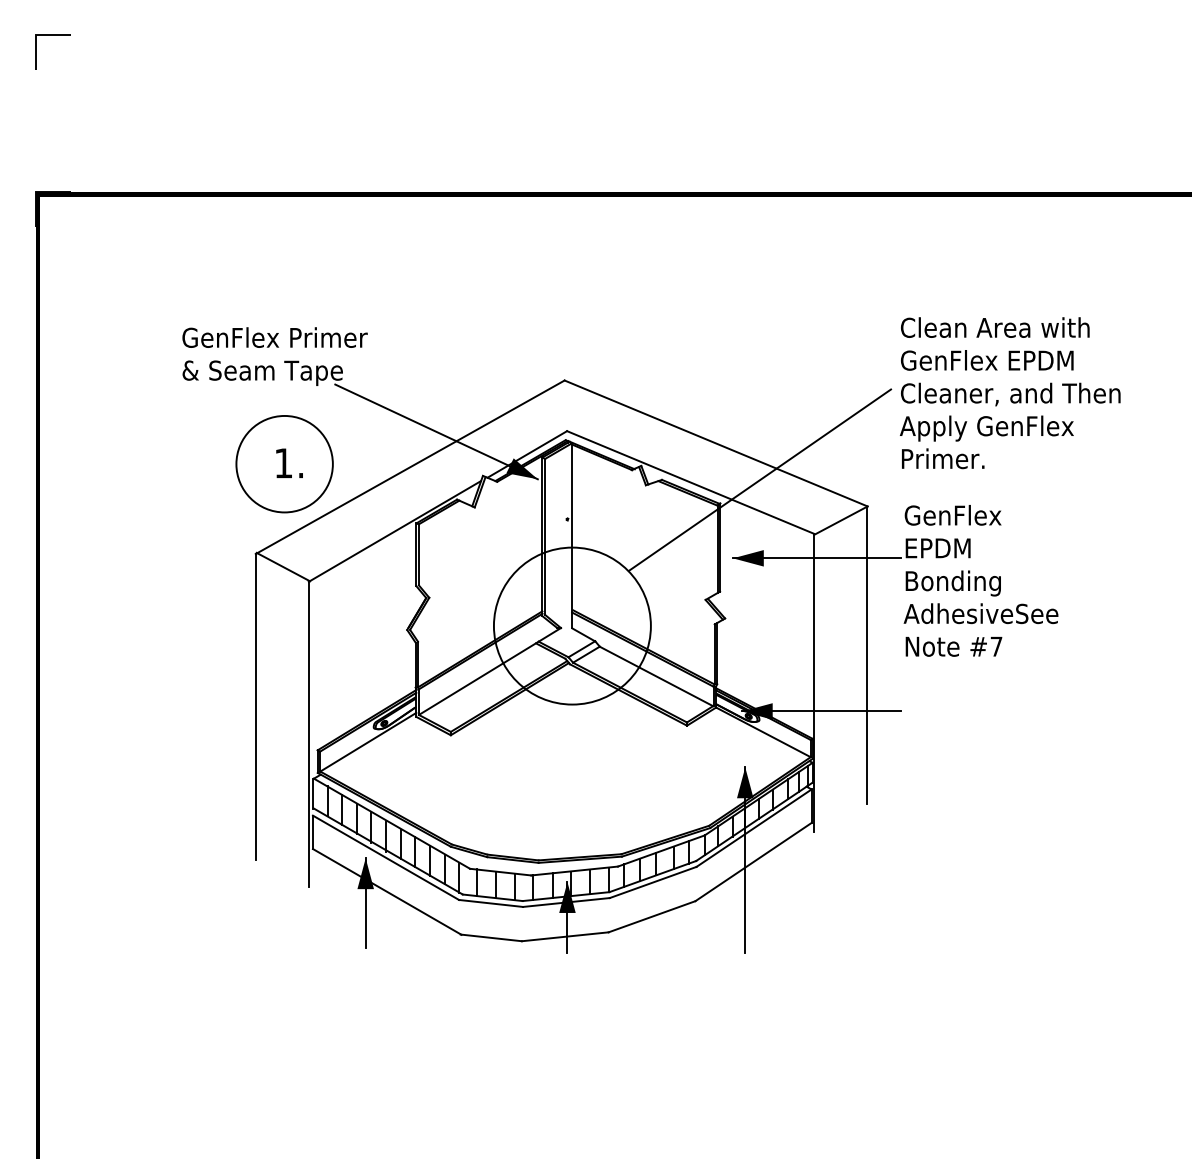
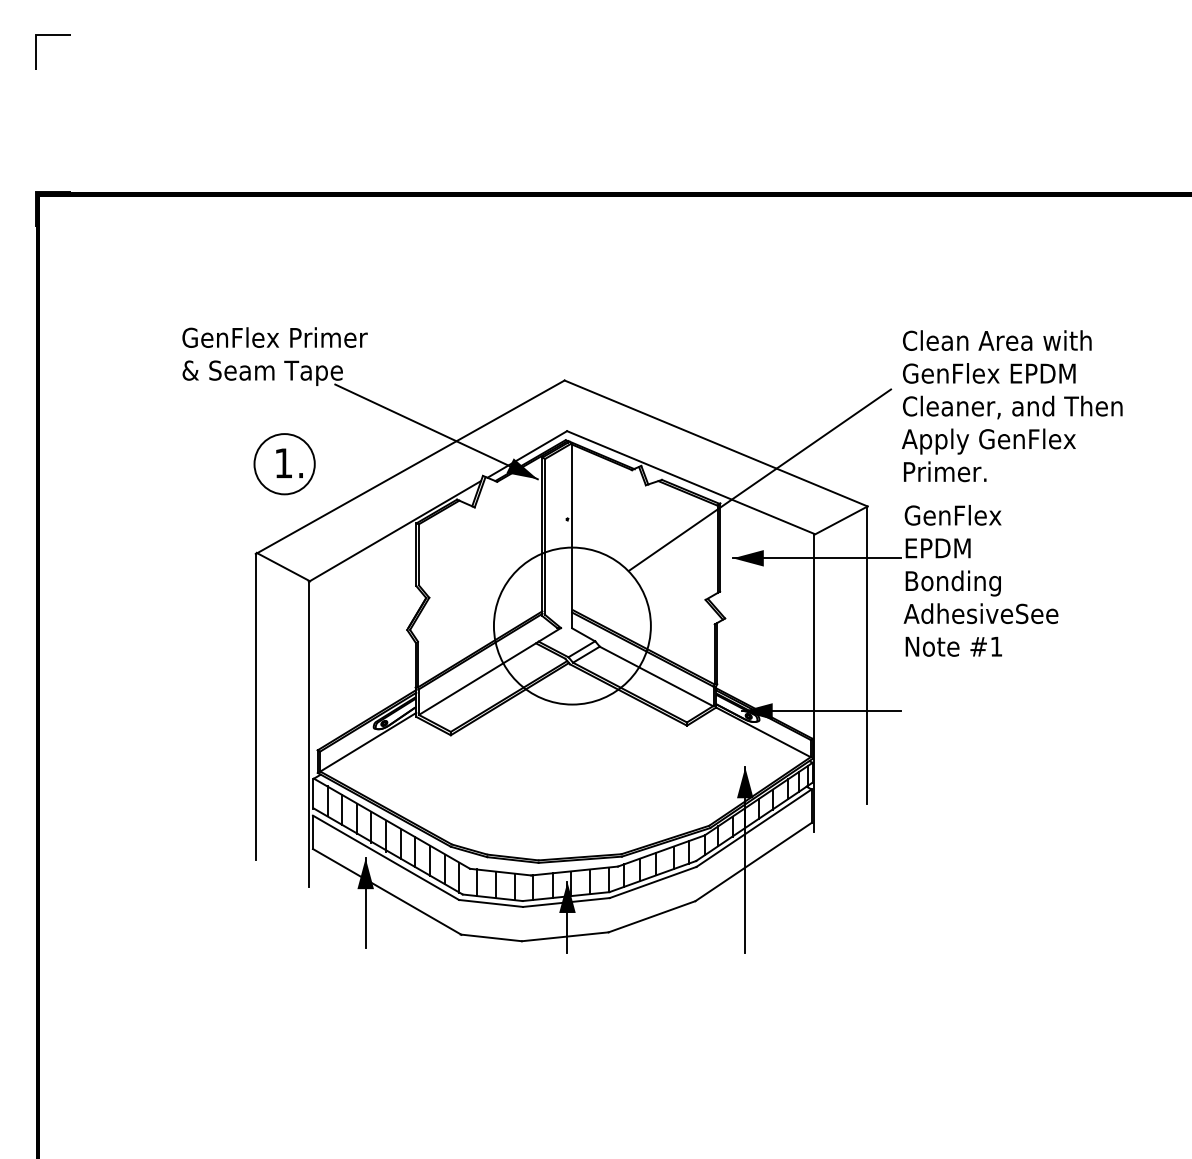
text position: (1010, 393) -> (1012, 406) (1012, 406)
circle diameter: 96 px -> 60 px (284, 464)
text: #7 -> #1 (996, 646)
